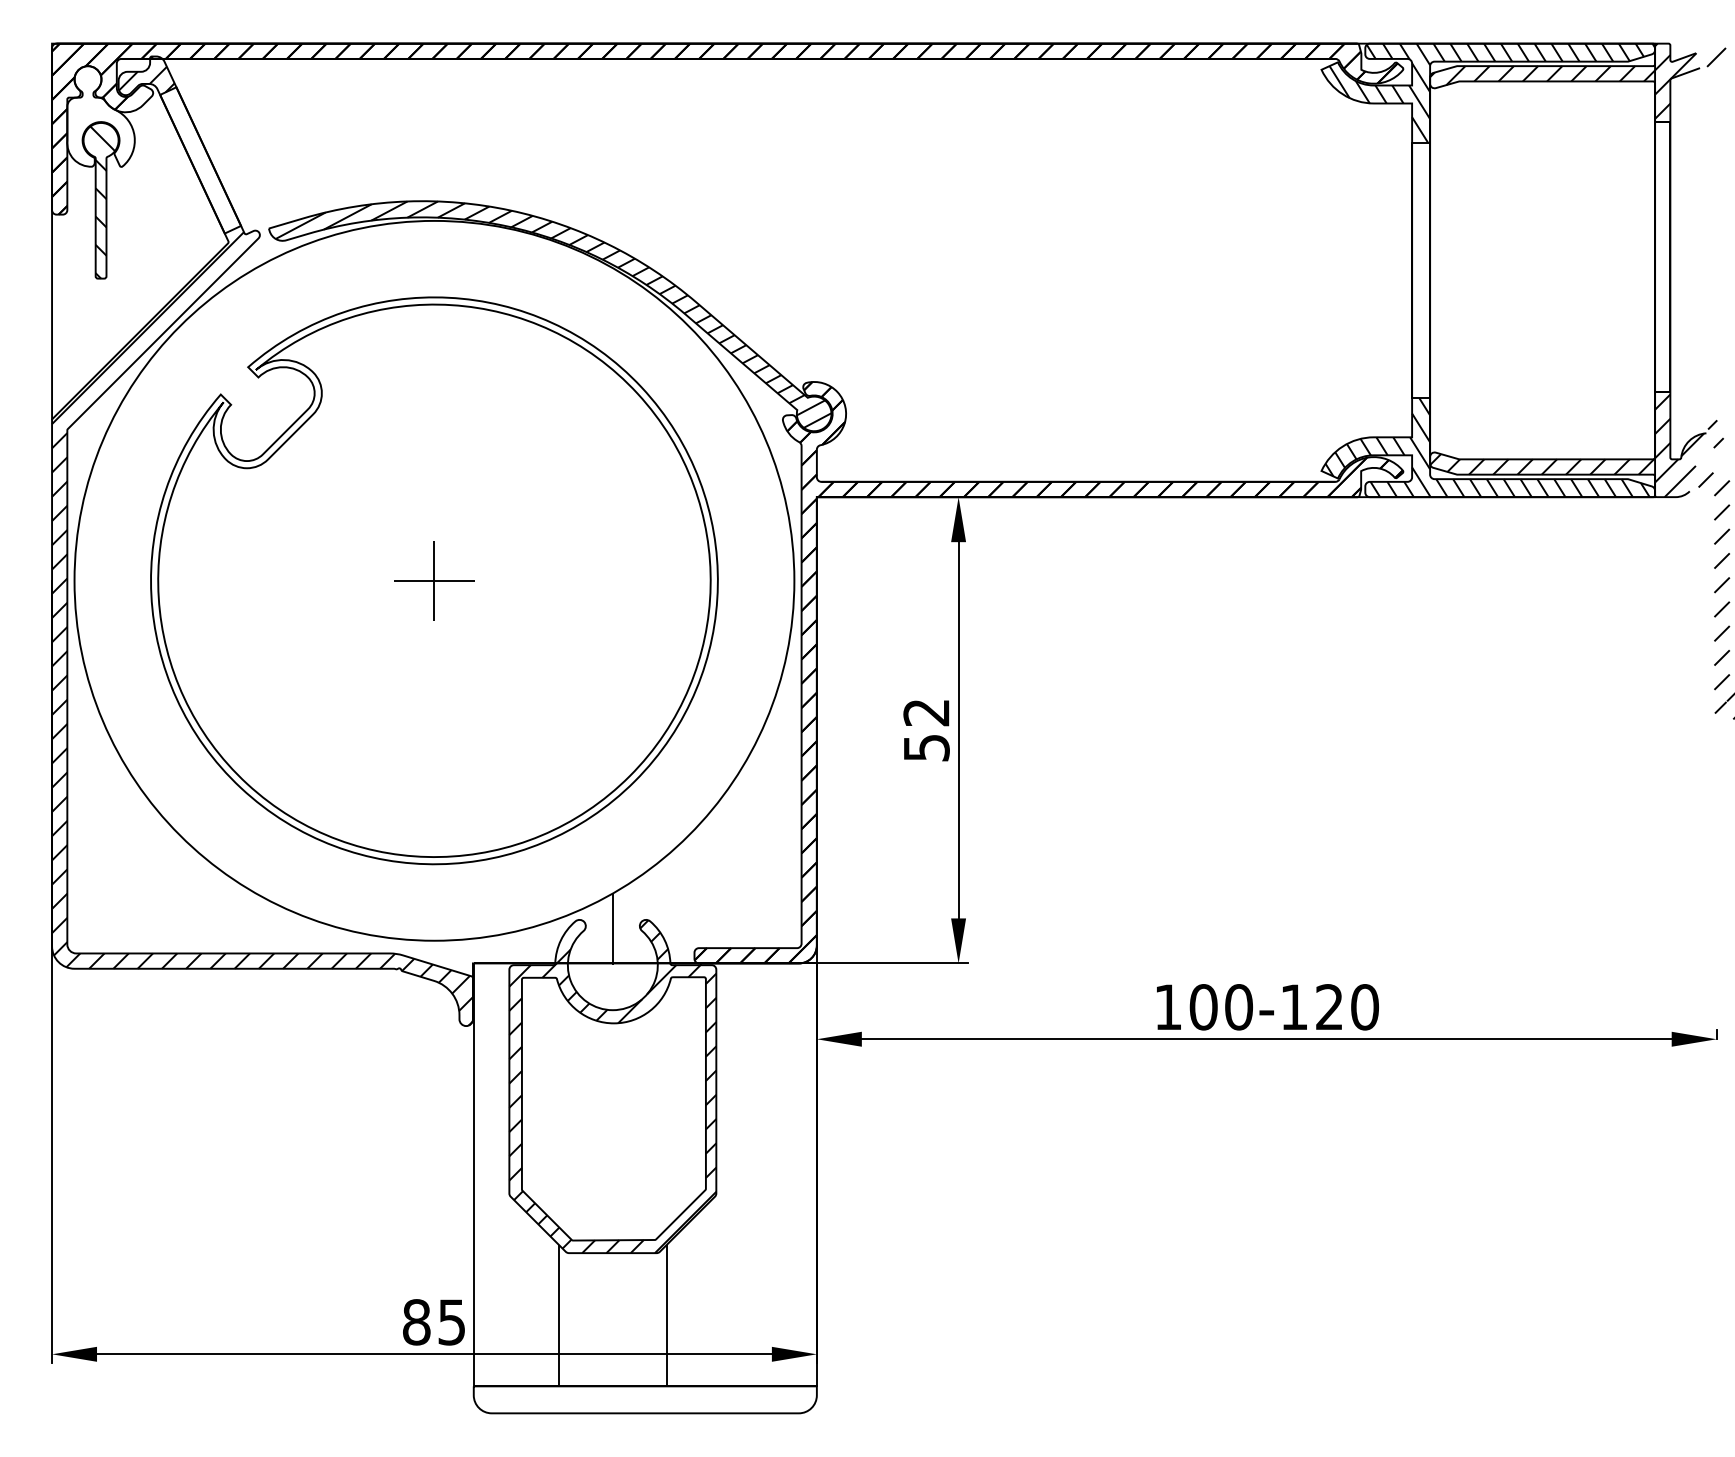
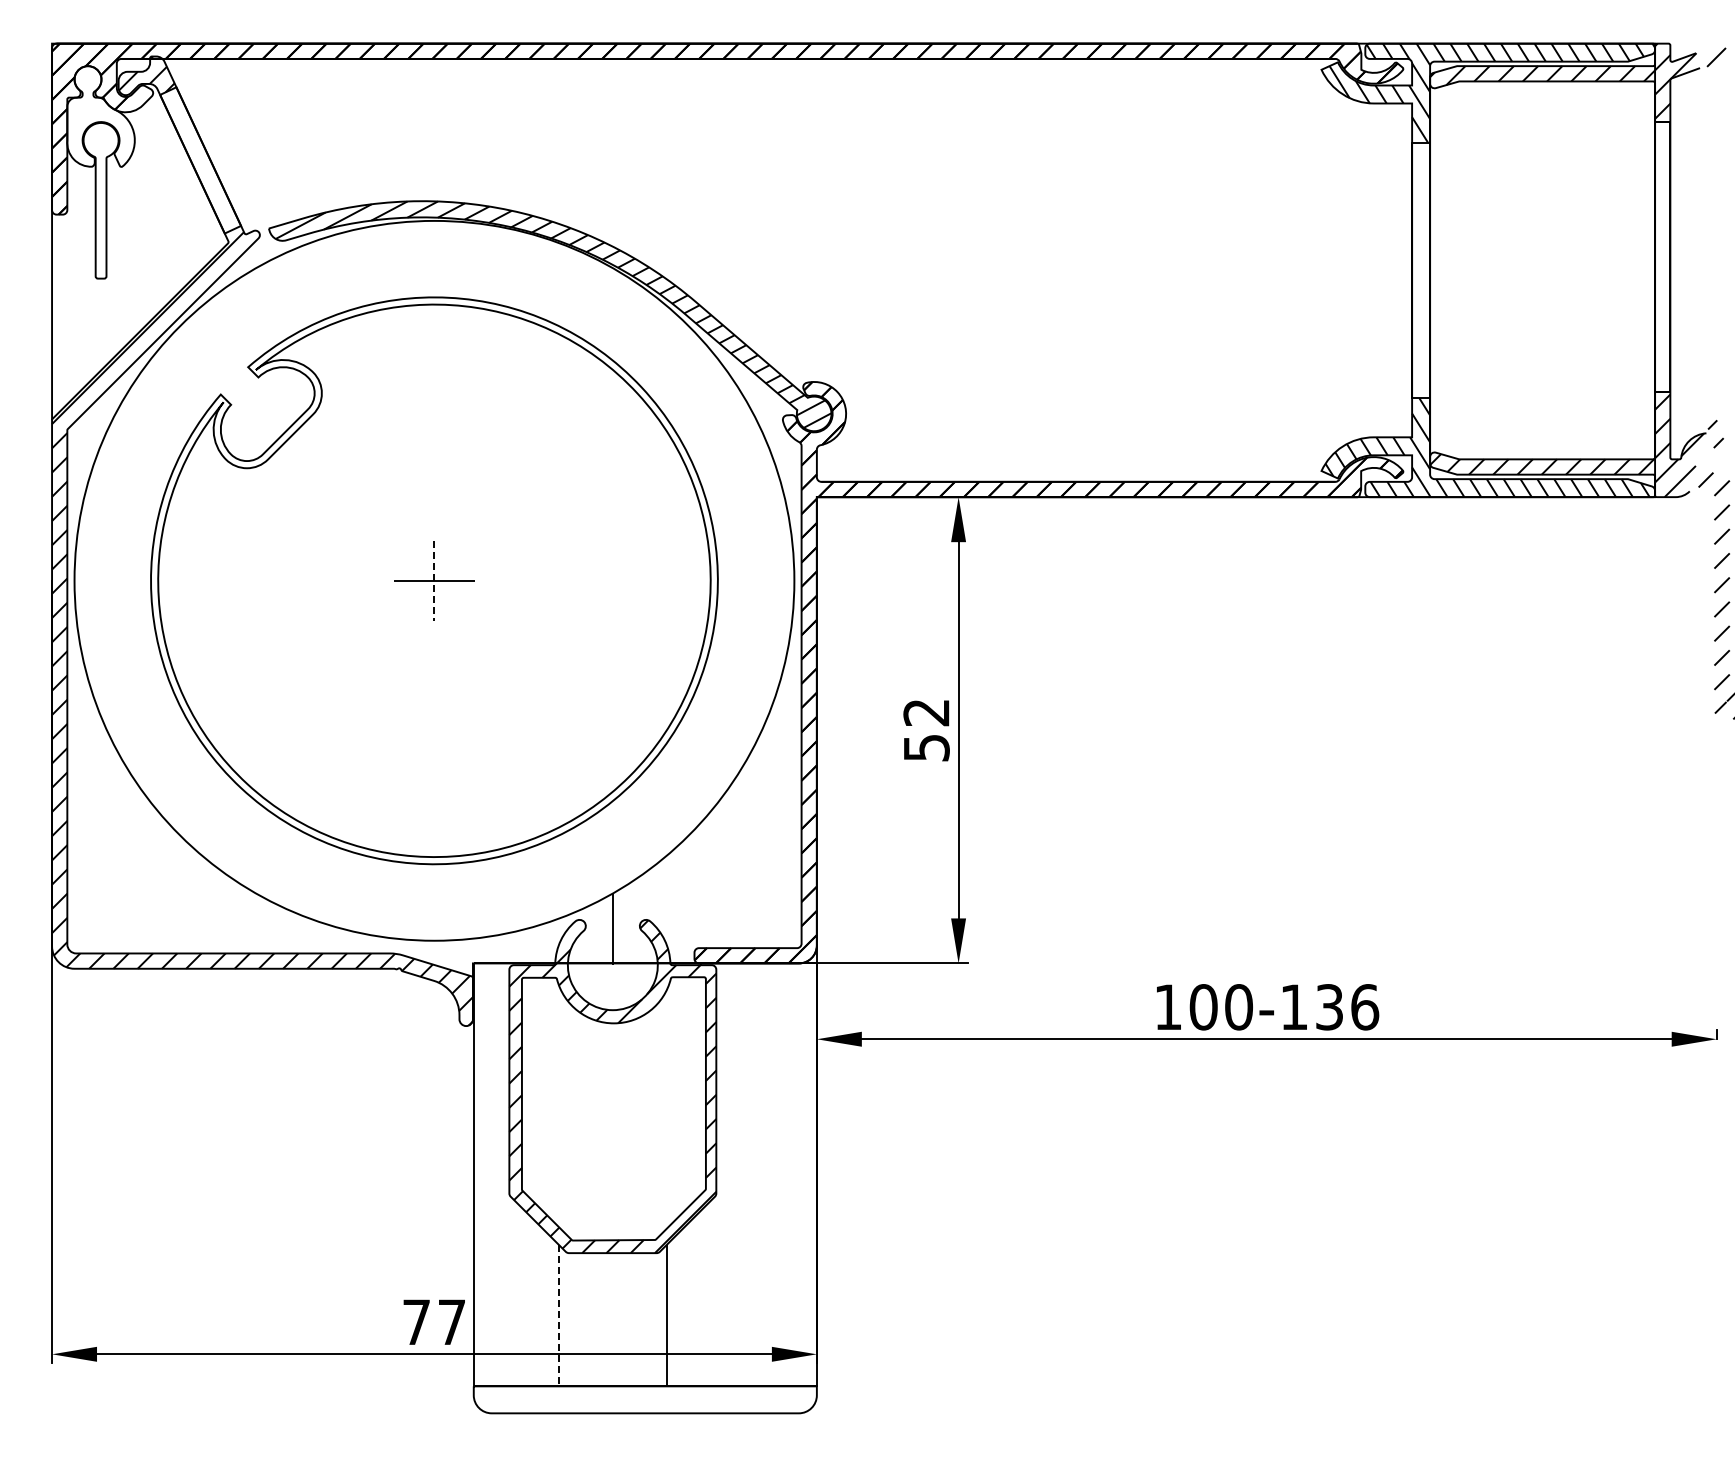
hatch: present -> none (102, 202)
line: solid -> dashed (434, 581)
text: 100-120 -> 100-136 (1347, 1007)
line: solid -> dashed (558, 1315)
text: 85 -> 77 (433, 1322)
